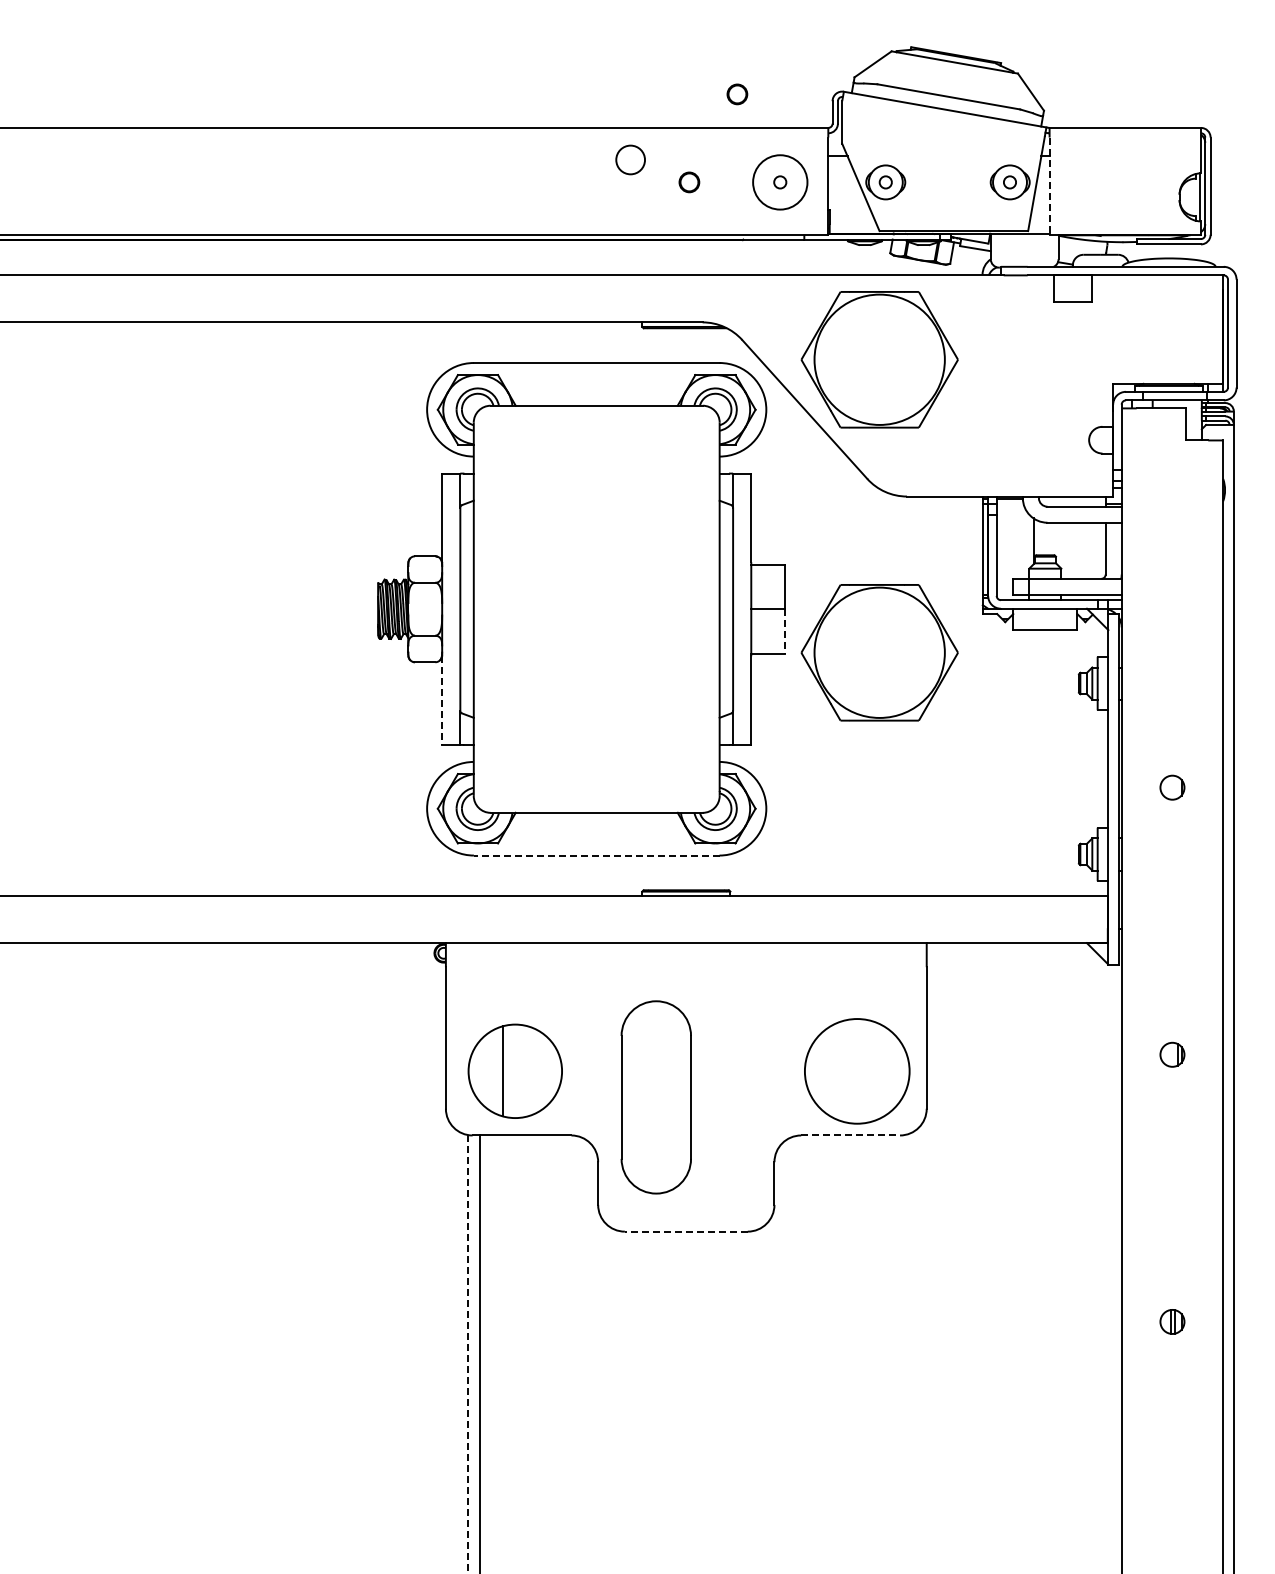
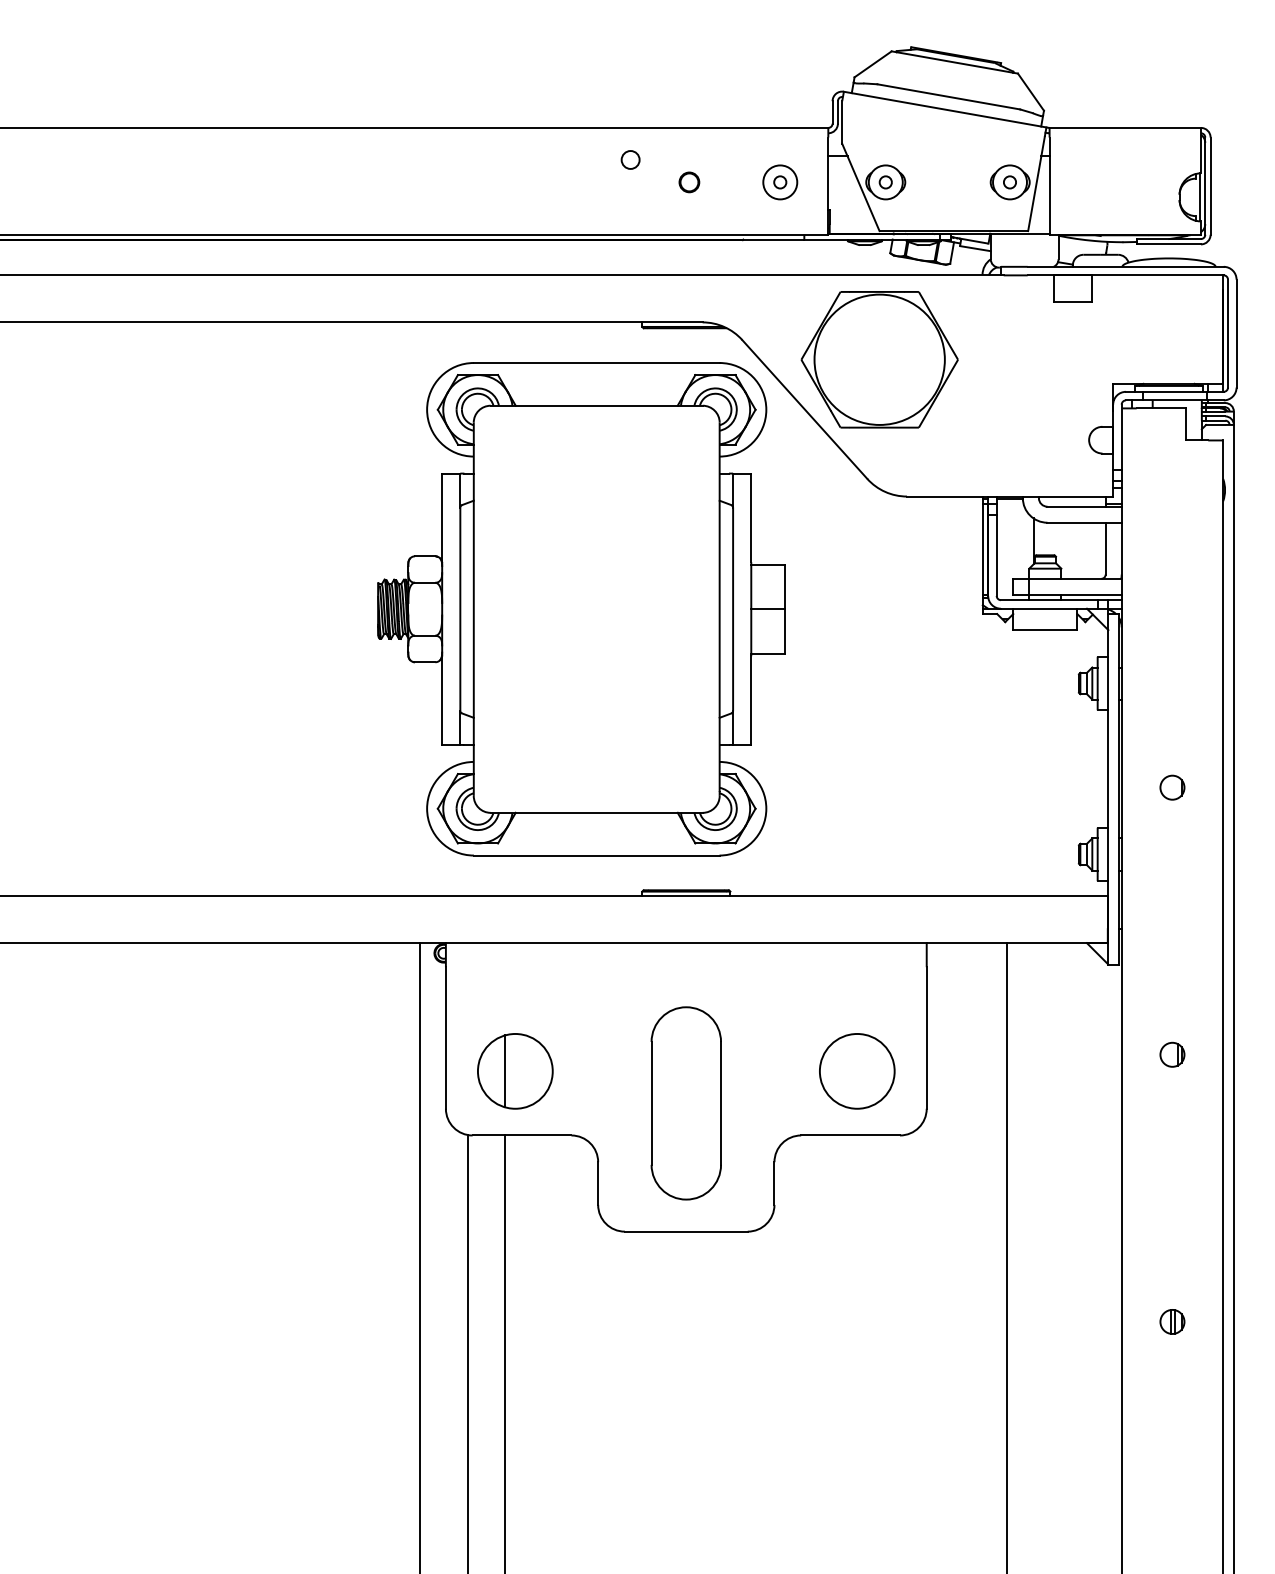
part: present -> none (737, 94)
circle diameter: 29 px -> 18 px (630, 159)
circle diameter: 54 px -> 34 px (780, 182)
line: dashed -> solid (1049, 186)
line: dashed -> solid (785, 632)
part: present -> none (879, 652)
line: dashed -> solid (442, 701)
line: dashed -> solid (596, 855)
part size: 96x96 px -> 77x77 px (515, 1071)
circle diameter: 105 px -> 75 px (856, 1070)
part position: (655, 1097) -> (685, 1103) (685, 1103)
line: dashed -> solid (851, 1135)
line: dashed -> solid (685, 1231)
line: none -> present (419, 1256)
line: none -> present (1007, 1256)
line position: (480, 1352) -> (505, 1352) (505, 1352)
line: dashed -> solid (467, 1354)
